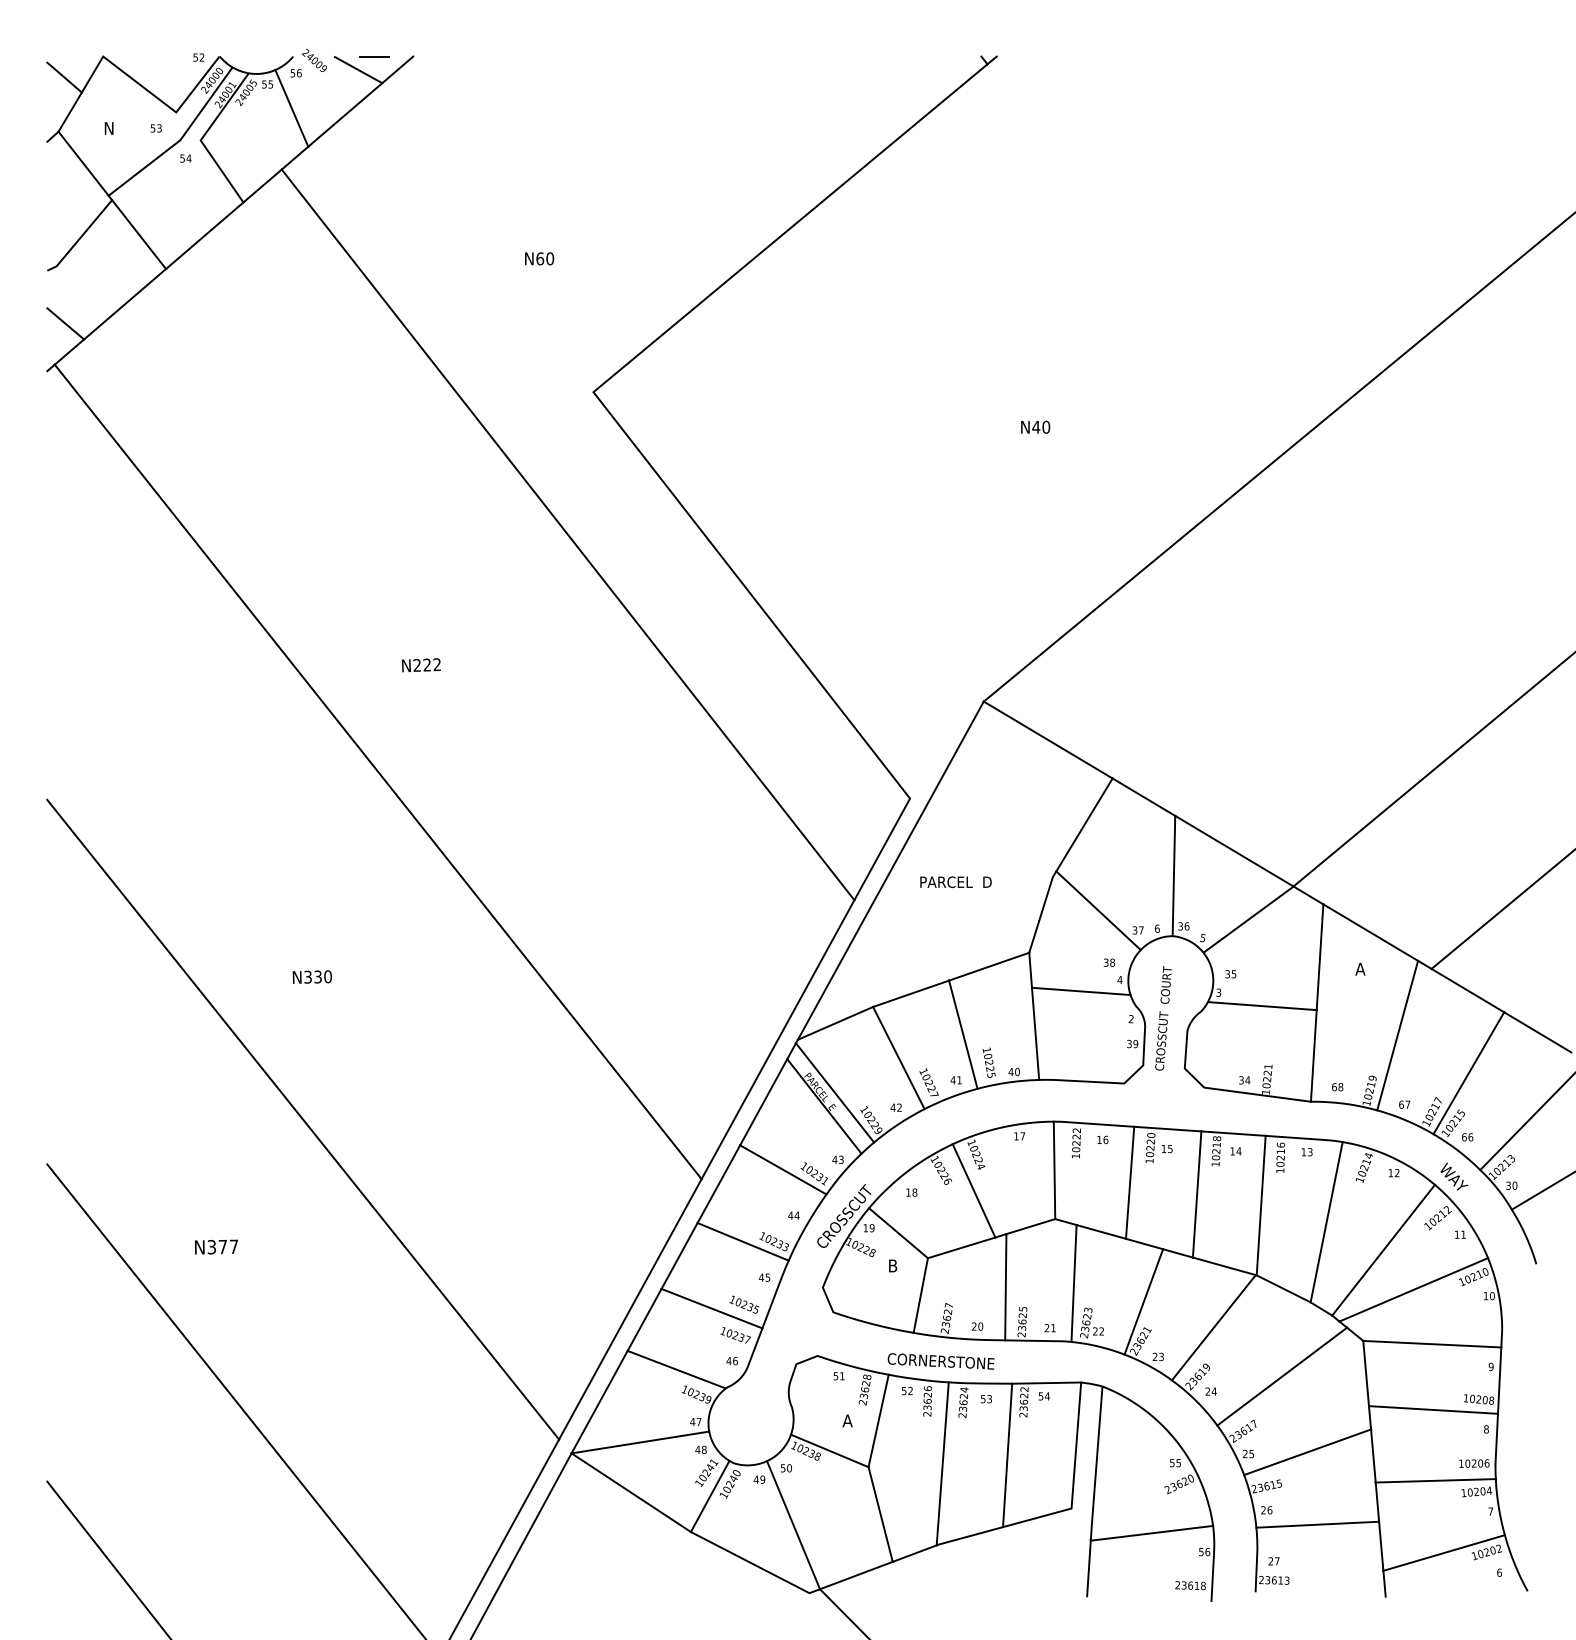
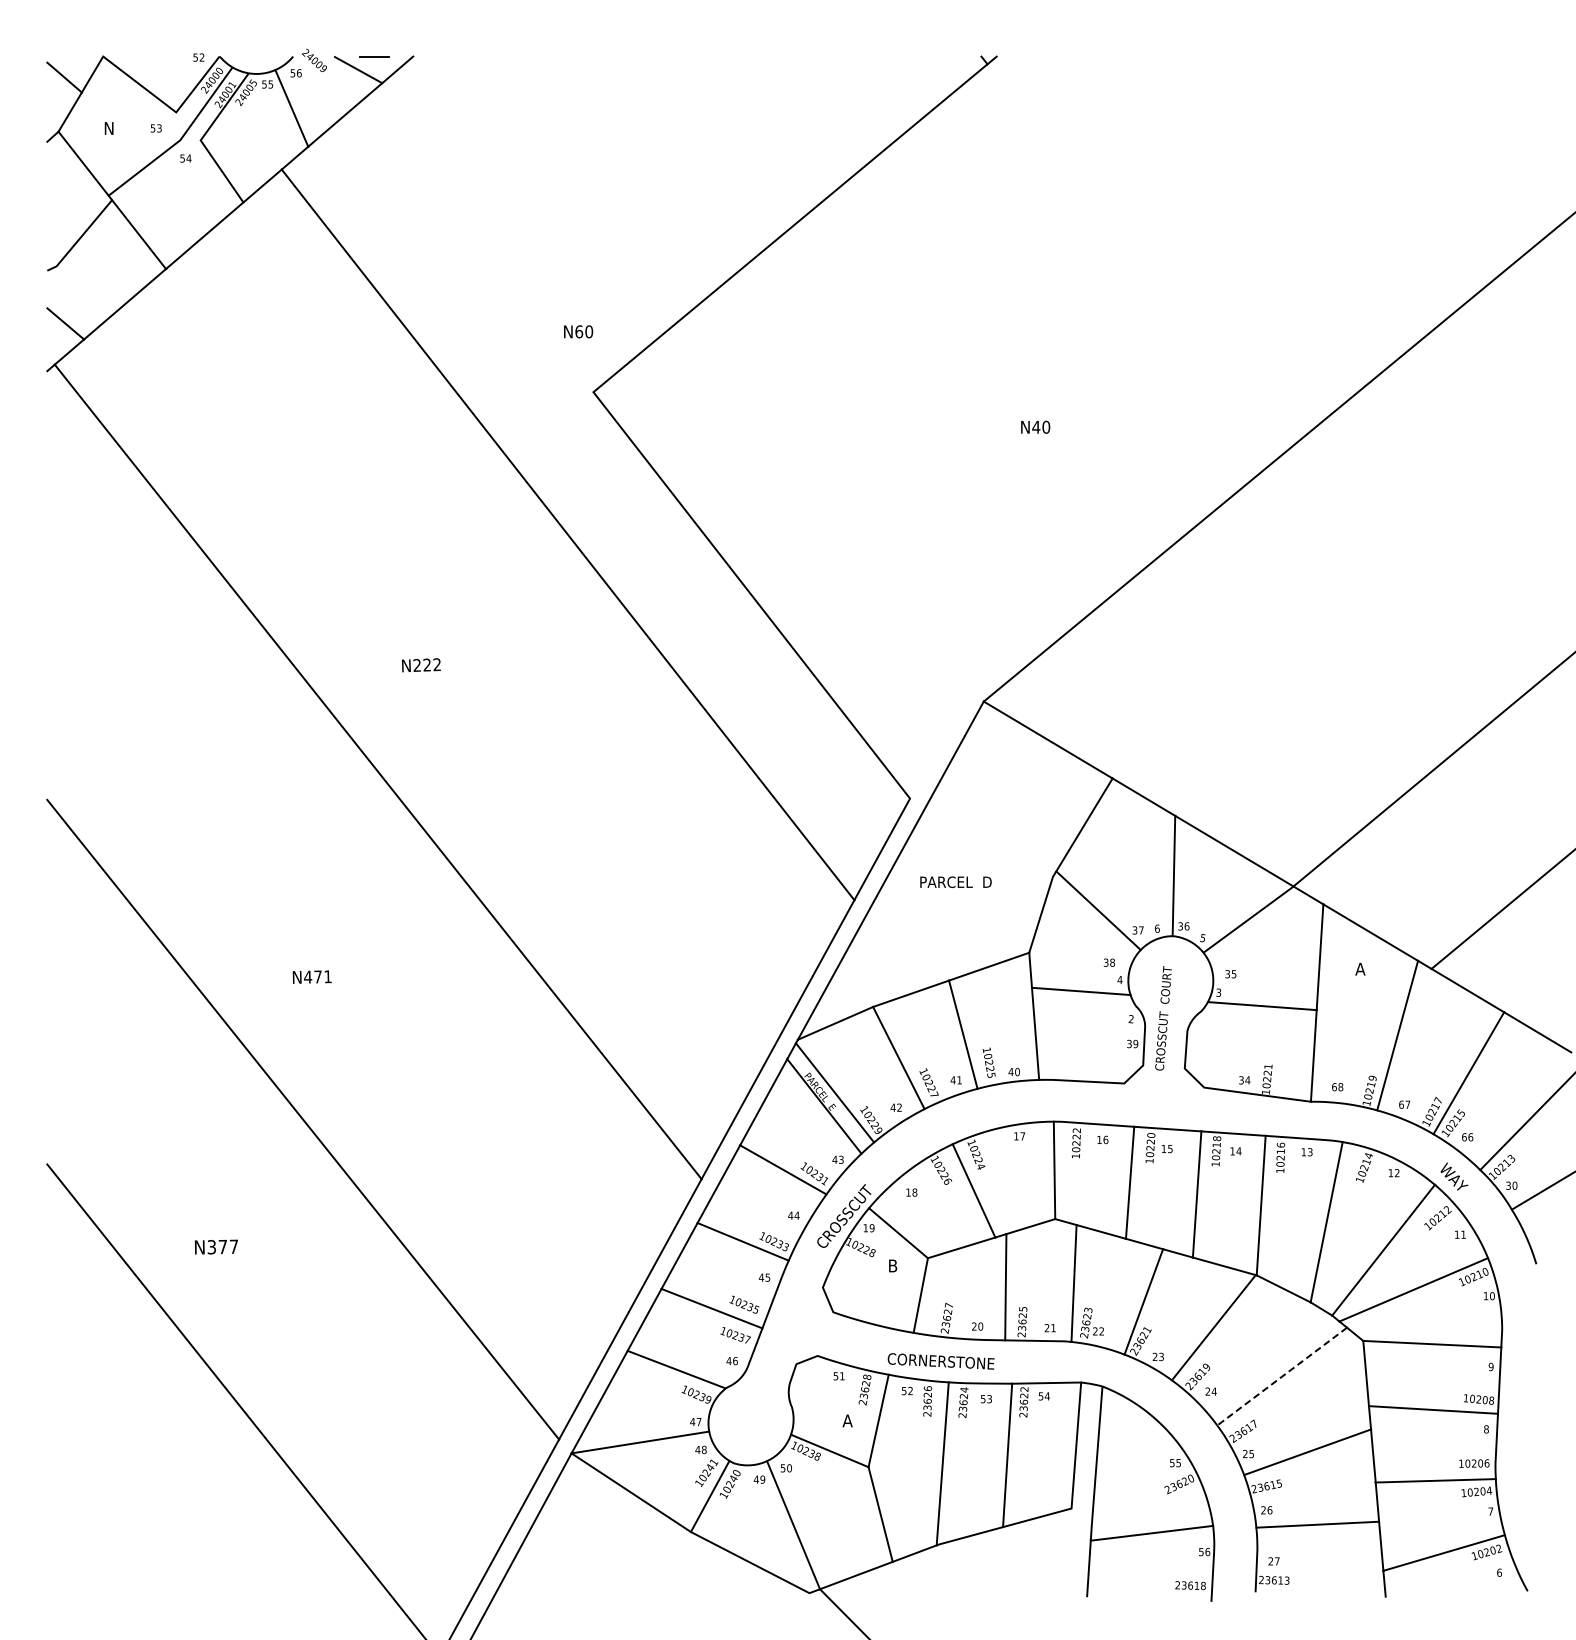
text position: (539, 258) -> (578, 331) (578, 331)
text: N330 -> N471 (317, 976)
line: solid -> dashed (1281, 1376)
line: present -> none (107, 1558)
